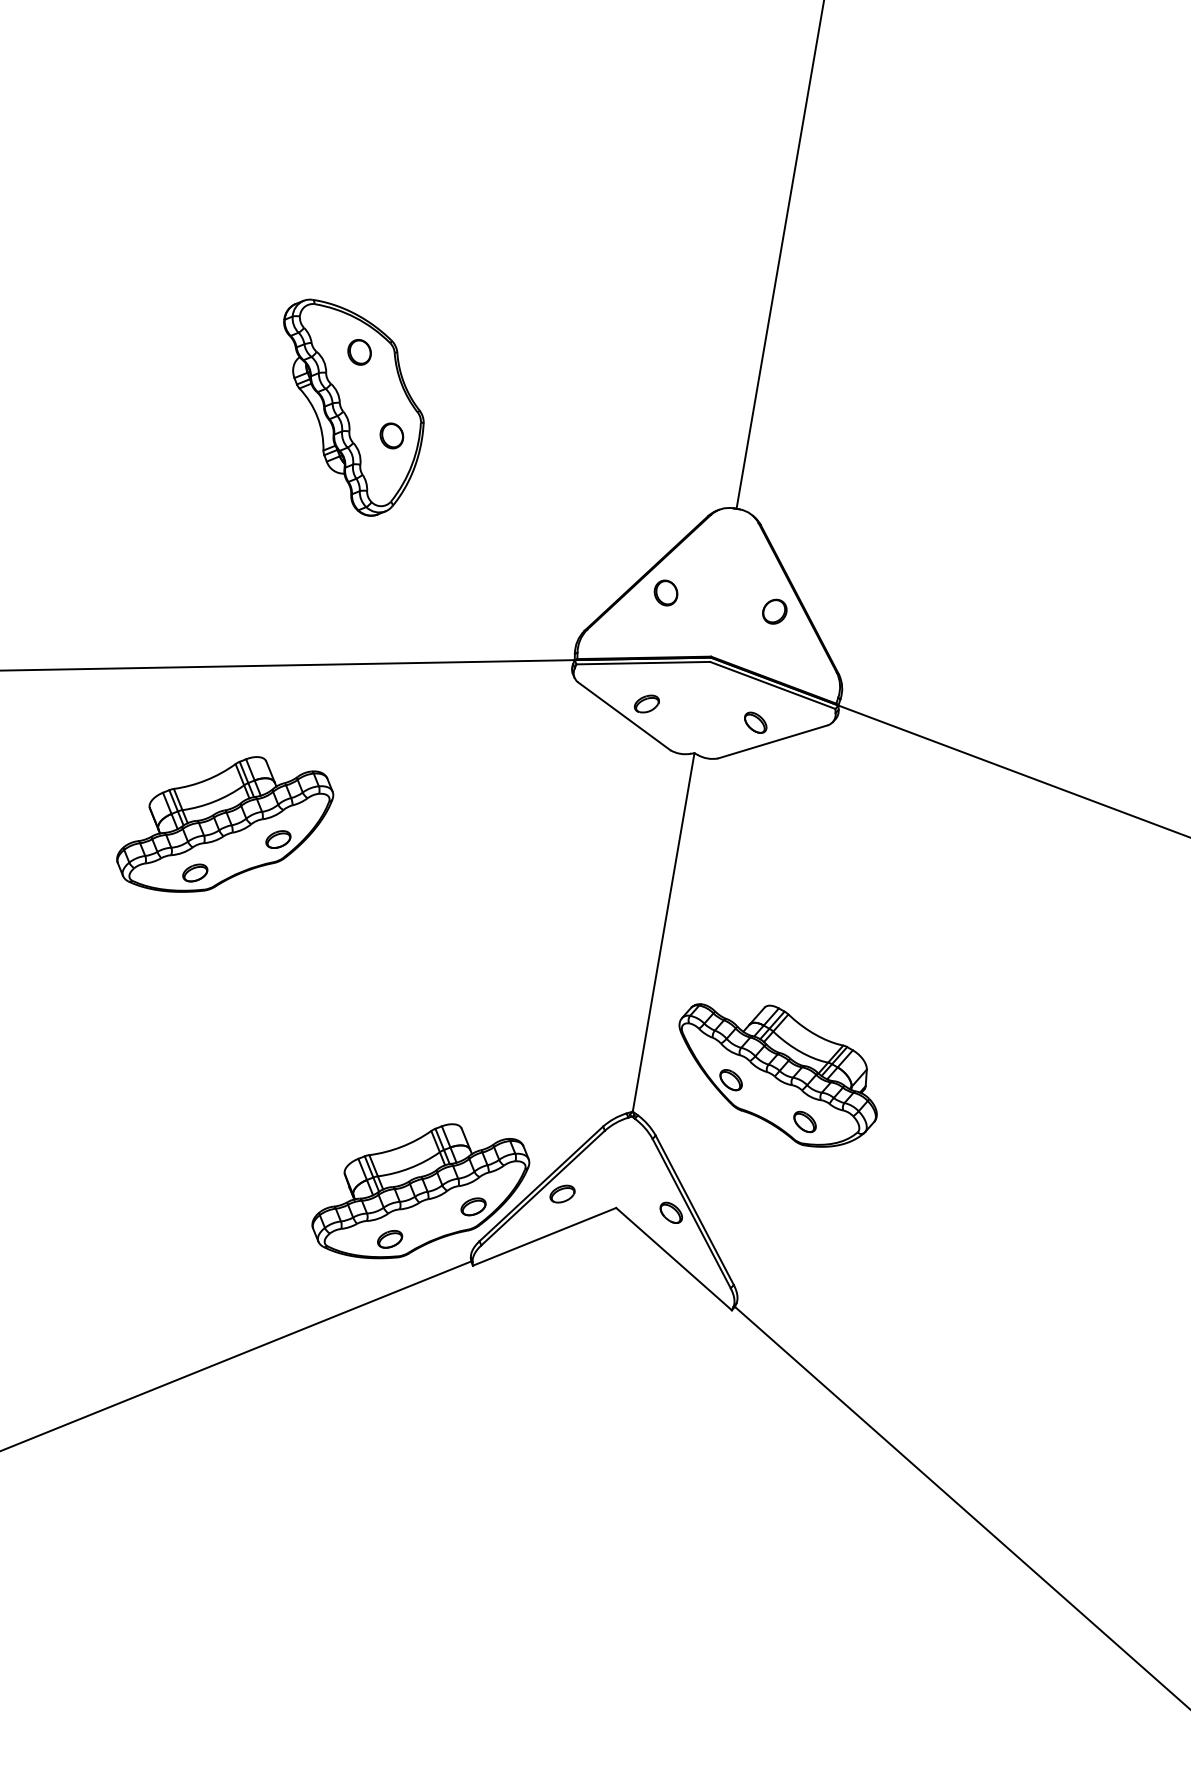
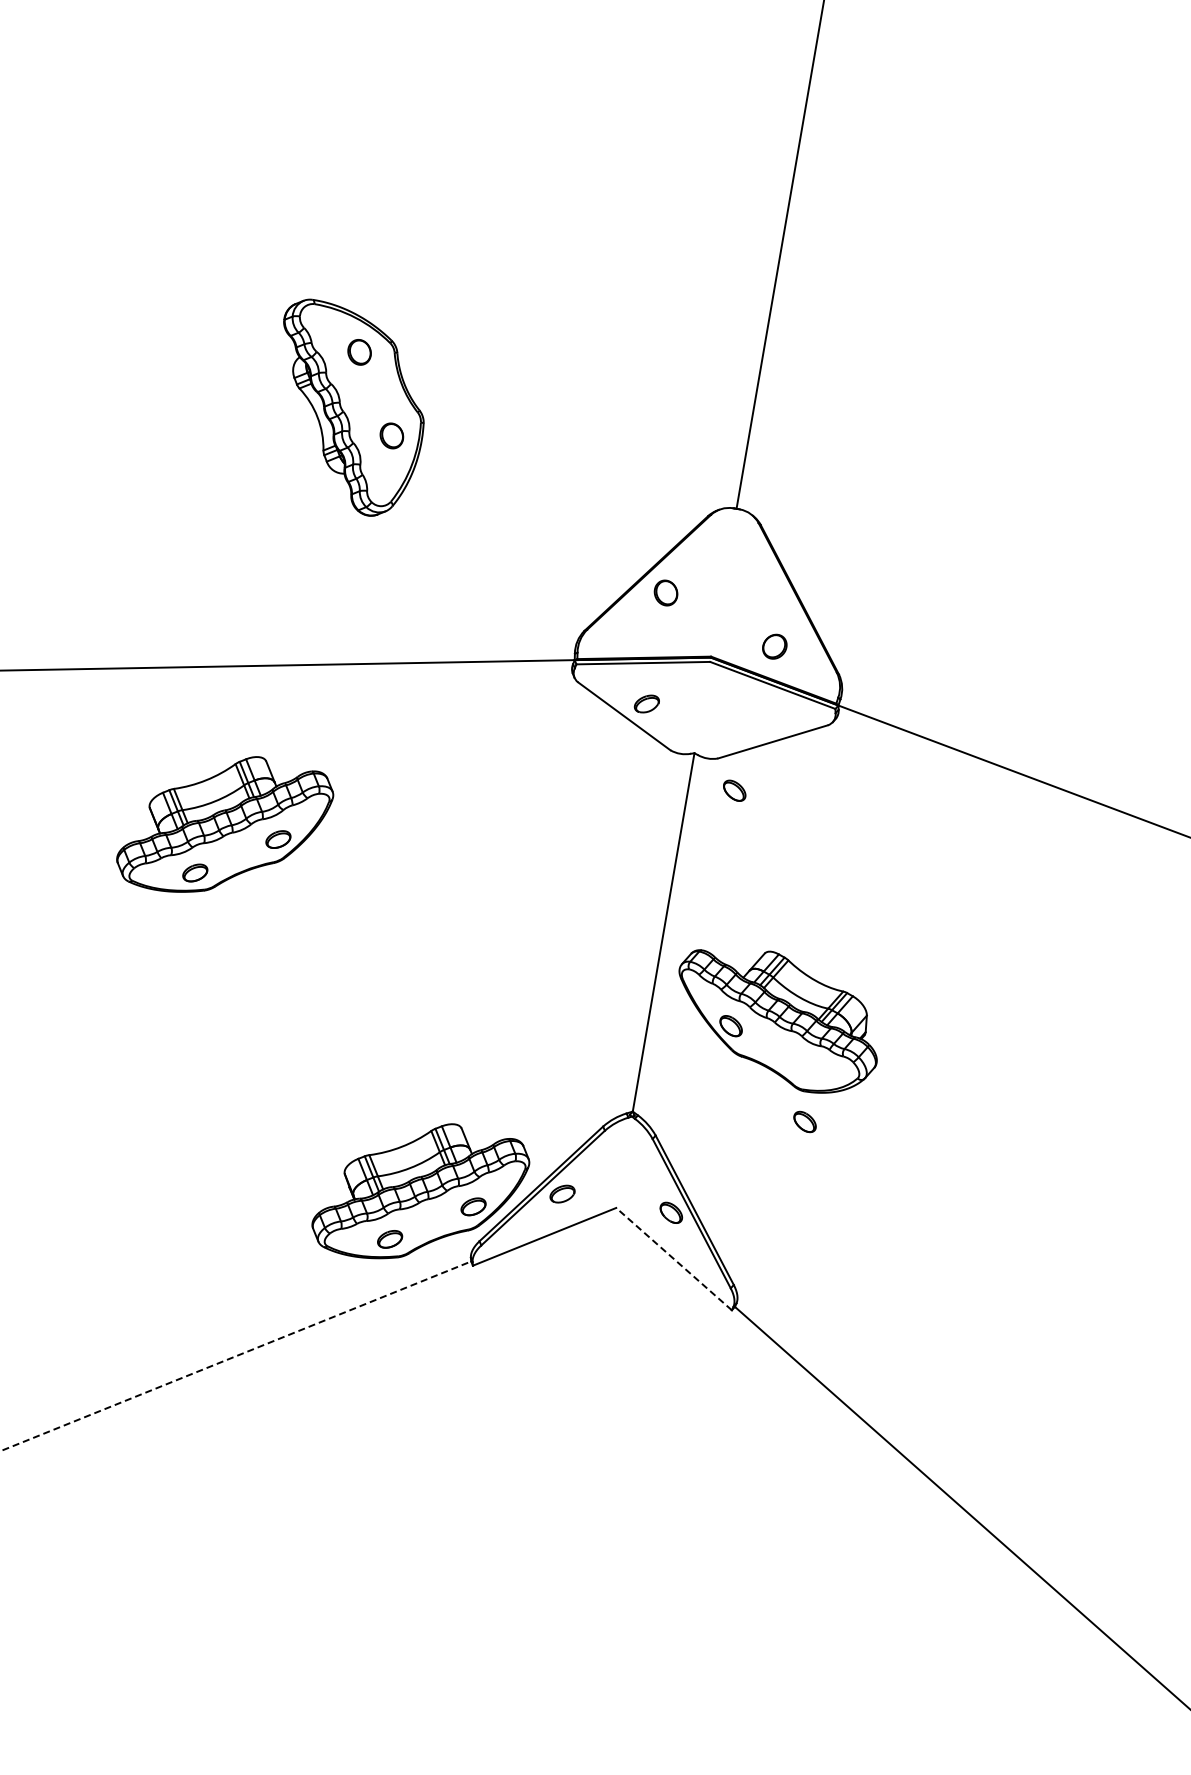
part position: (774, 611) -> (774, 646) (774, 646)
part position: (755, 722) -> (734, 790) (734, 790)
part position: (777, 1075) -> (777, 1021) (777, 1021)
line: solid -> dashed (673, 1258)
line: solid -> dashed (235, 1356)
